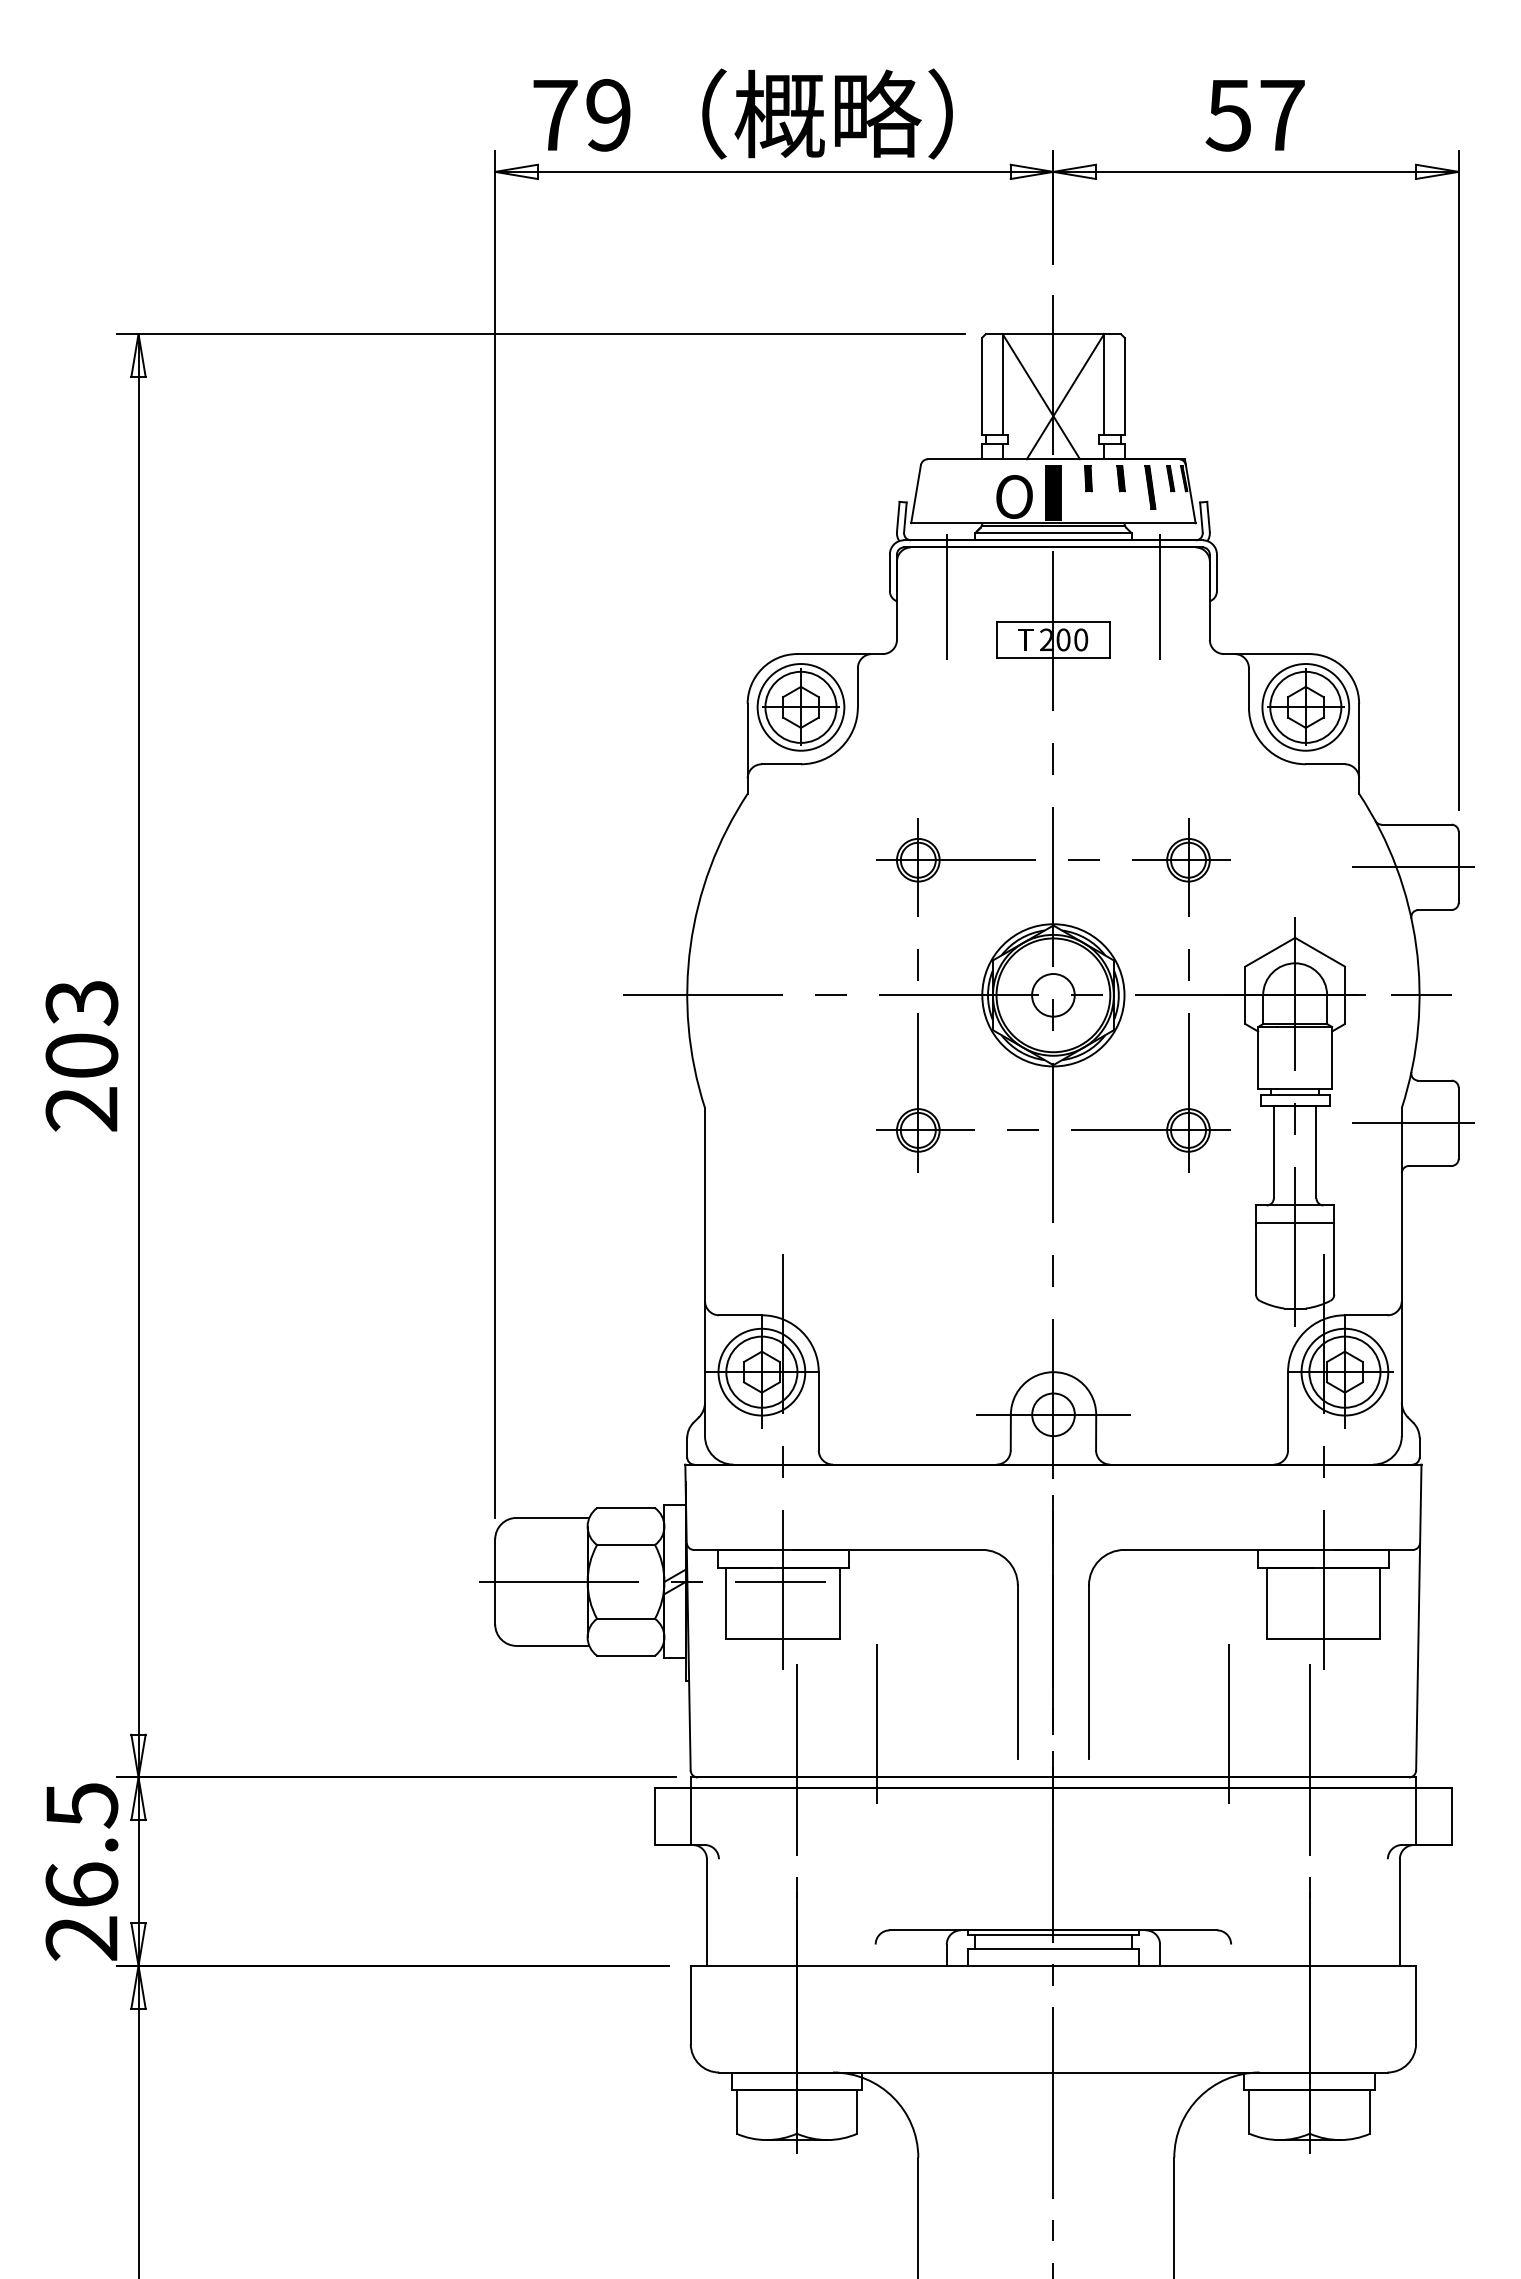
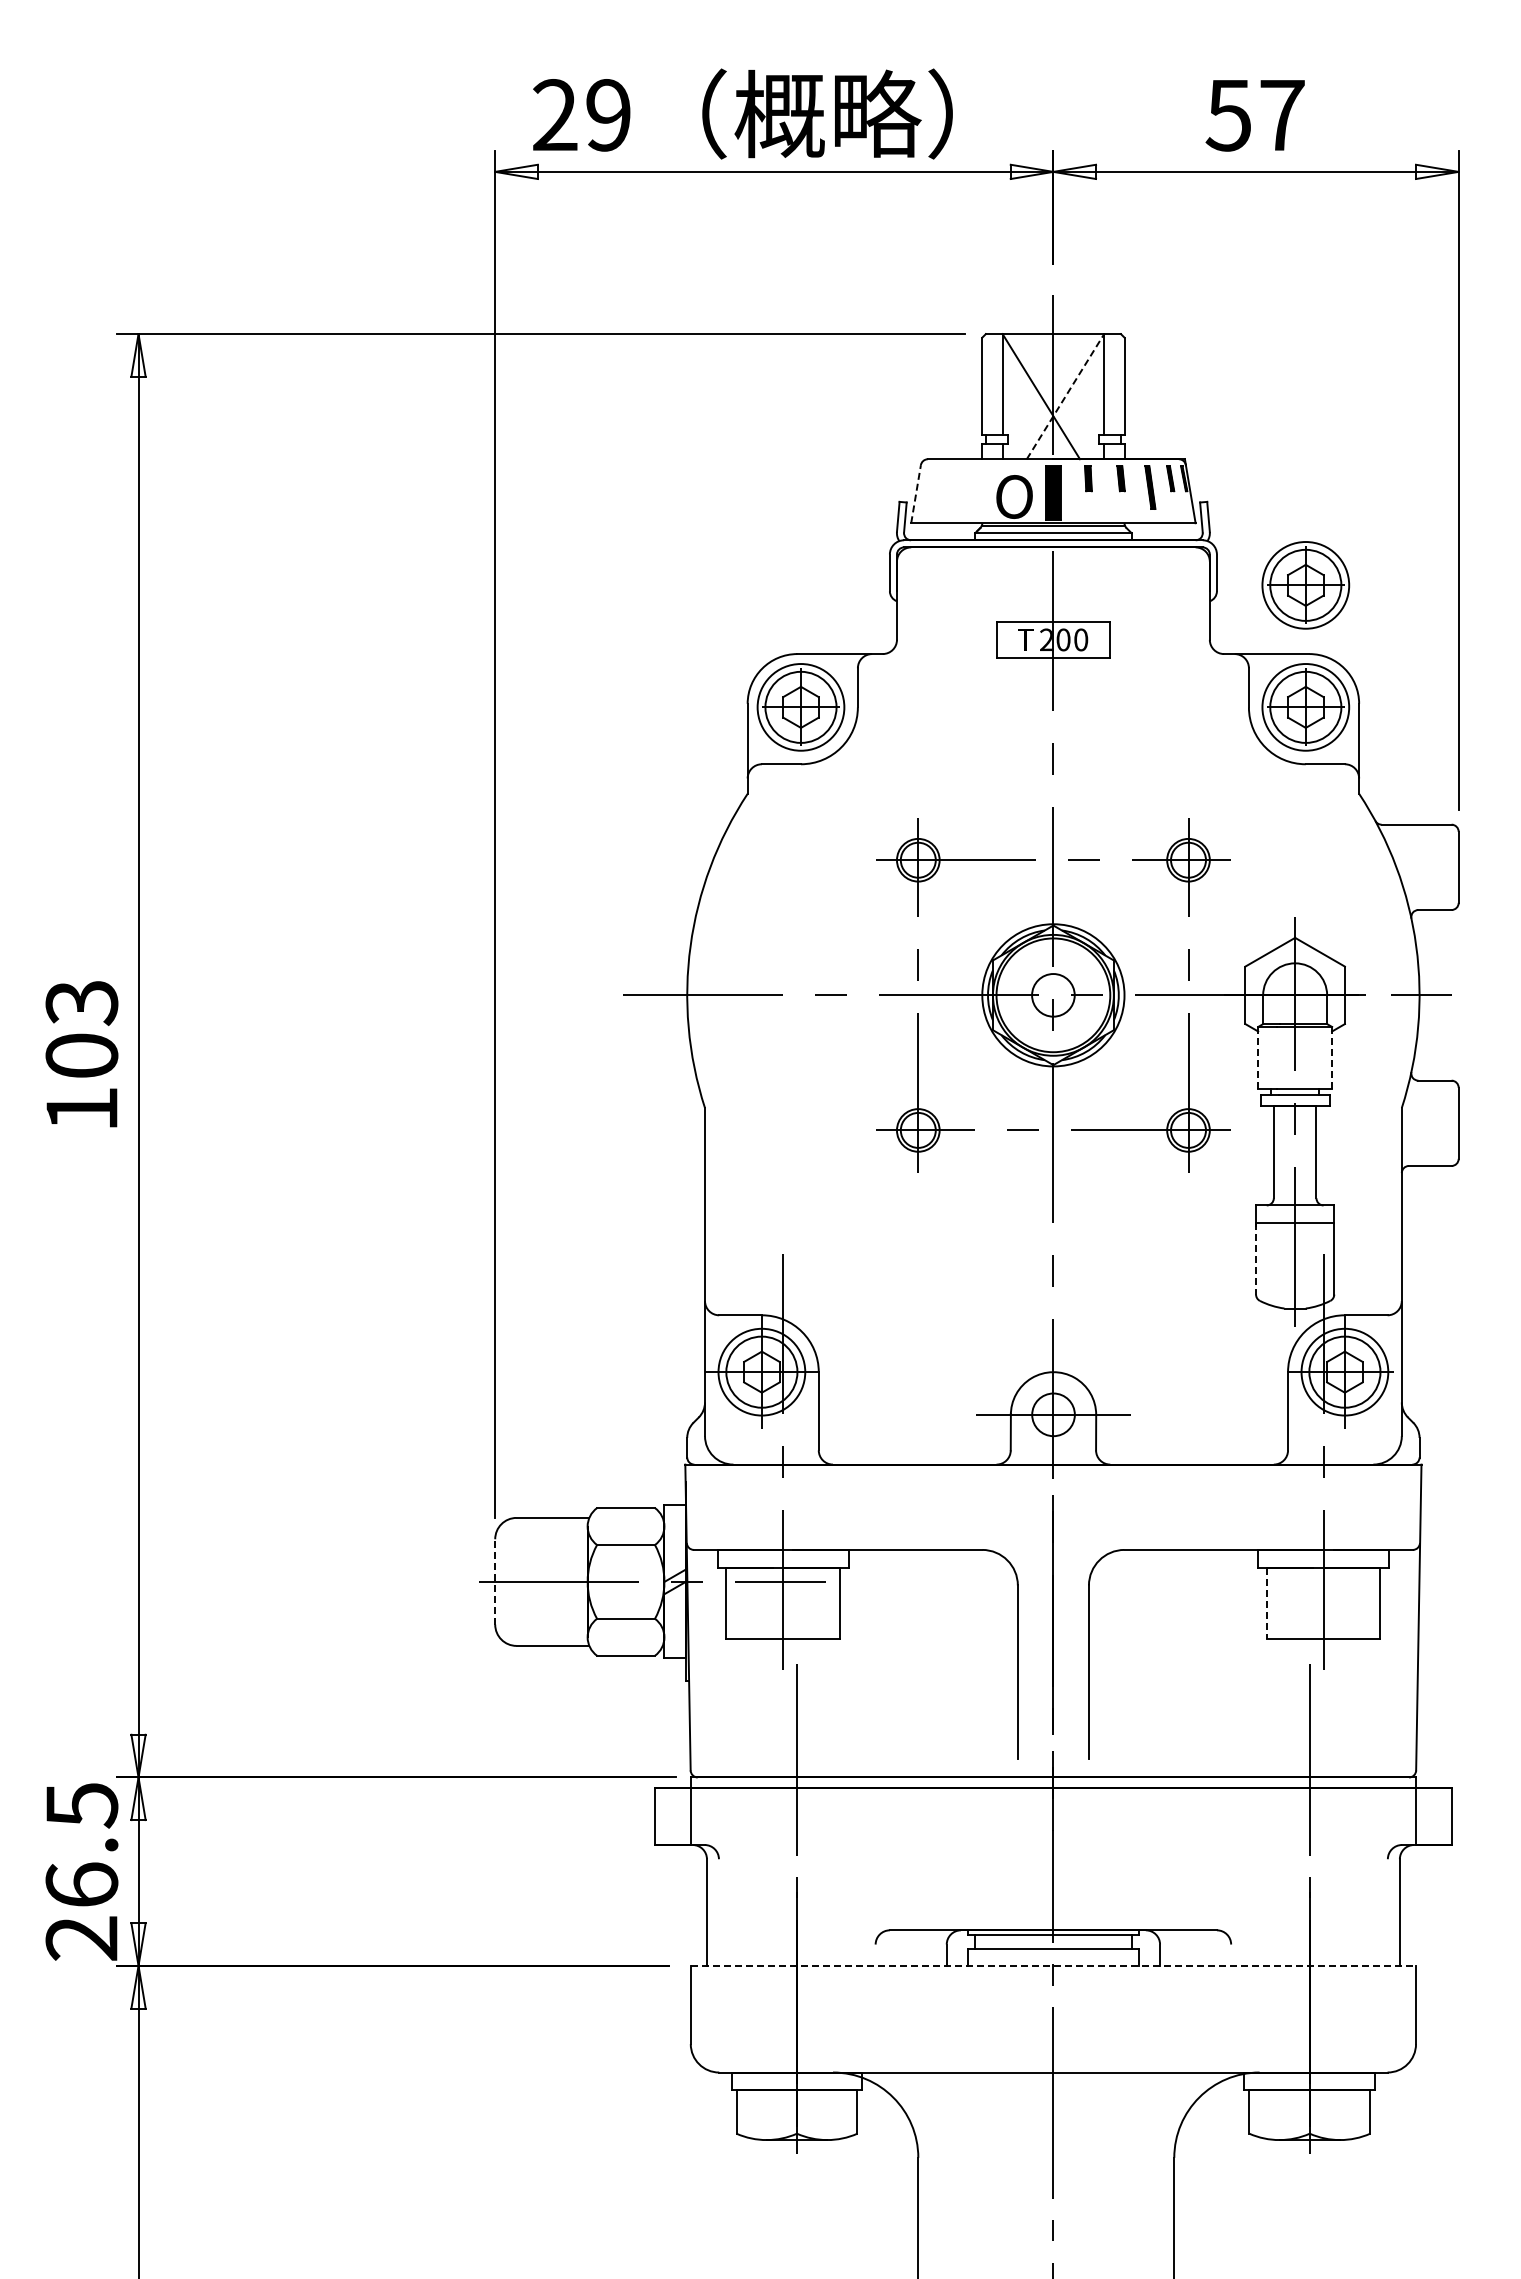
text: 79 -> 29 (555, 114)
line: solid -> dashed (1065, 396)
line: solid -> dashed (916, 493)
part: none -> present (1305, 585)
line: present -> none (946, 596)
line: present -> none (1160, 596)
line: present -> none (1413, 867)
line: solid -> dashed (1258, 1057)
line: solid -> dashed (1332, 1057)
text: 203 -> 103 (81, 1109)
line: present -> none (1413, 1123)
line: solid -> dashed (1256, 1258)
line: solid -> dashed (495, 1581)
line: solid -> dashed (1266, 1603)
line: present -> none (877, 1716)
line: present -> none (1229, 1716)
line: solid -> dashed (1053, 1965)
